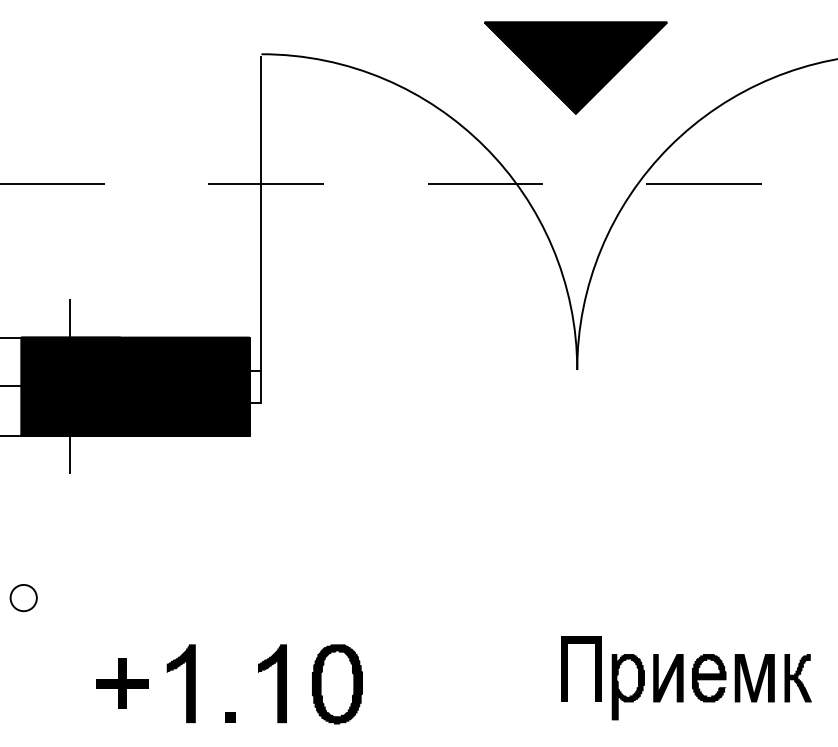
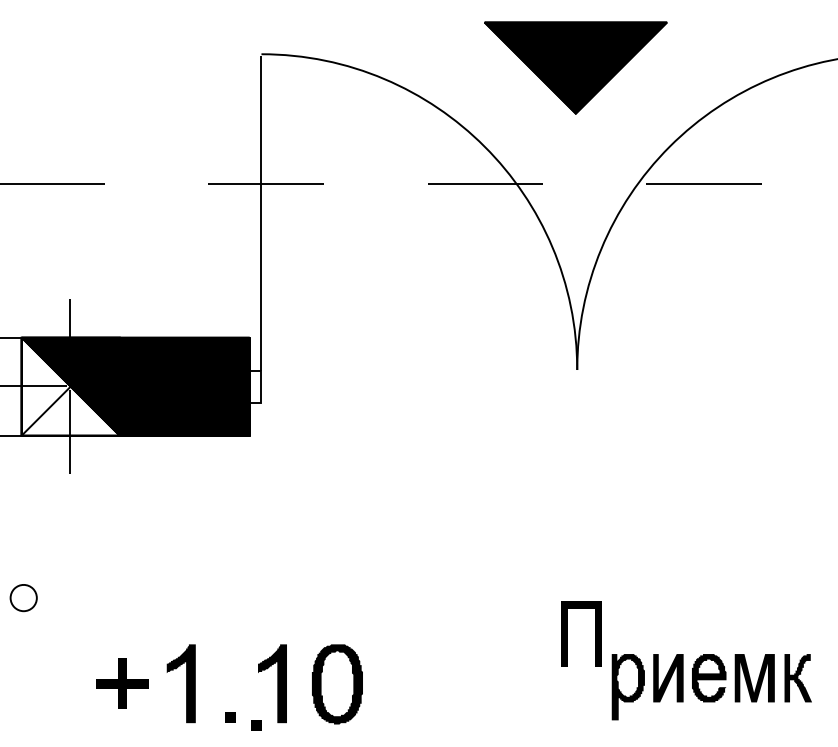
fill: present -> none (70, 386)
part position: (567, 668) -> (567, 633) (567, 633)
part: none -> present (256, 725)
